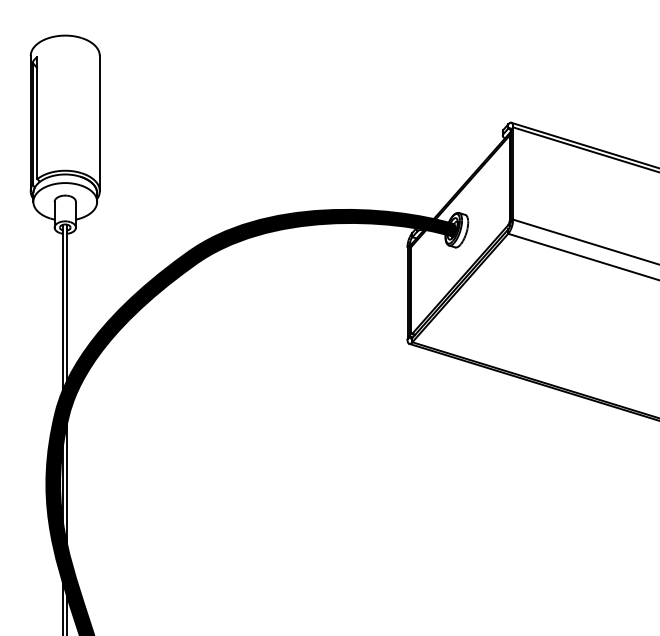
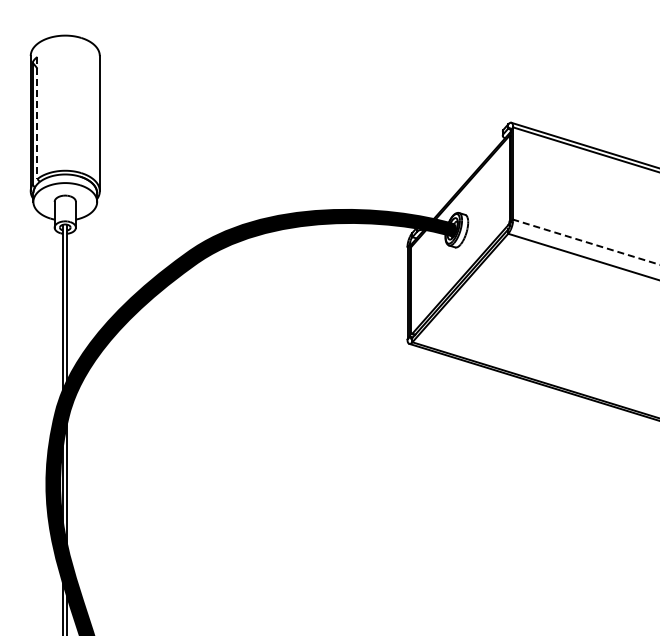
line: solid -> dashed (37, 118)
line: solid -> dashed (585, 241)
